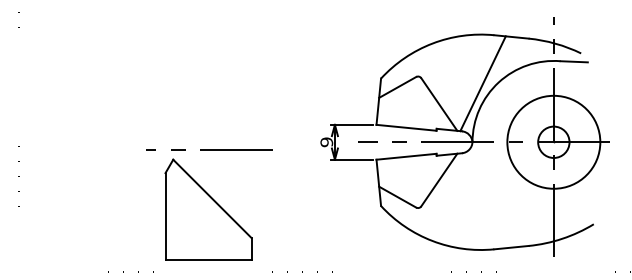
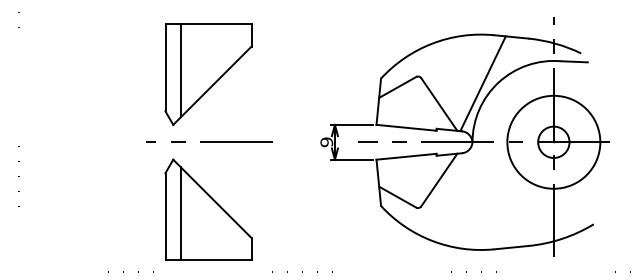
part: none -> present (208, 74)
line position: (209, 149) -> (209, 141) (209, 141)
line: none -> present (181, 213)
